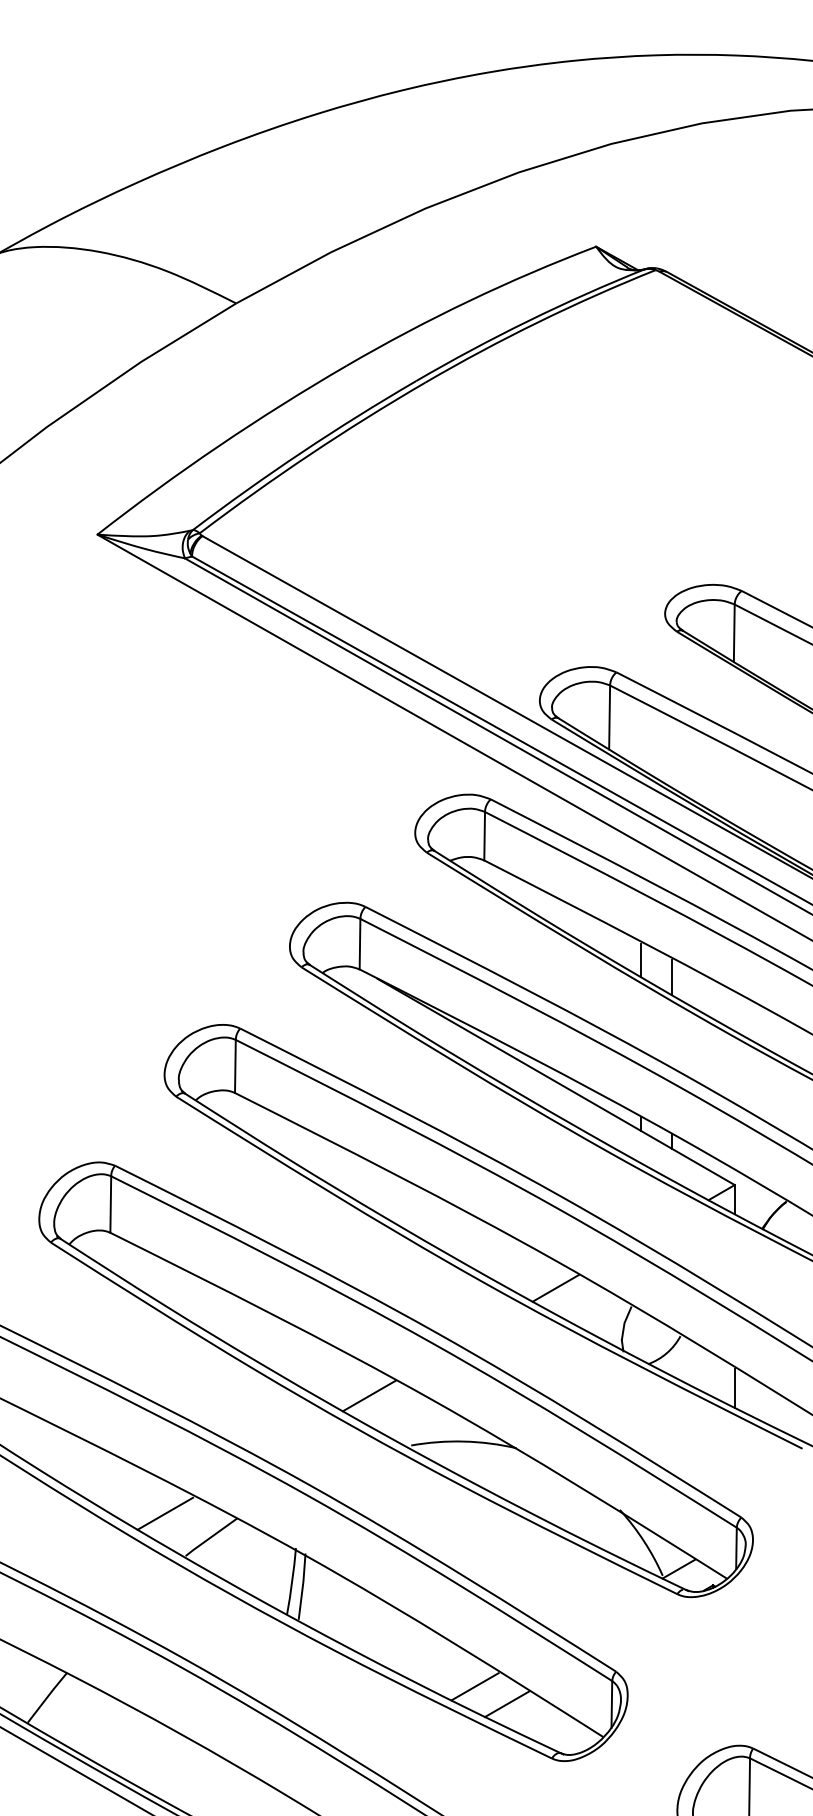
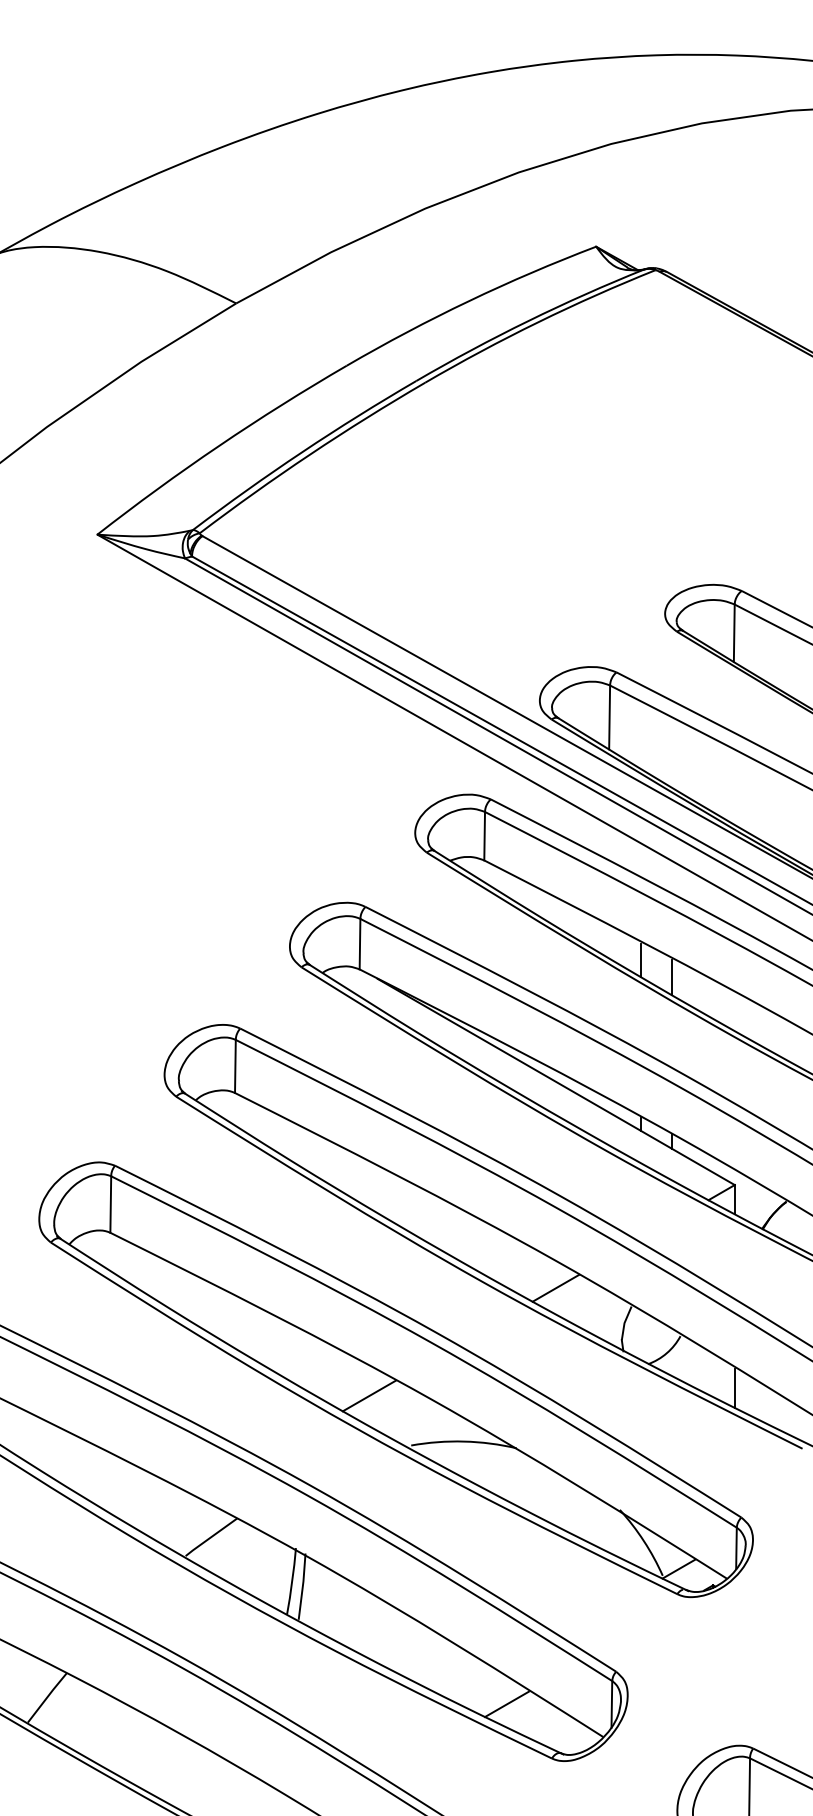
line: present -> none (165, 1513)
line: present -> none (474, 1686)
line: present -> none (75, 1770)
